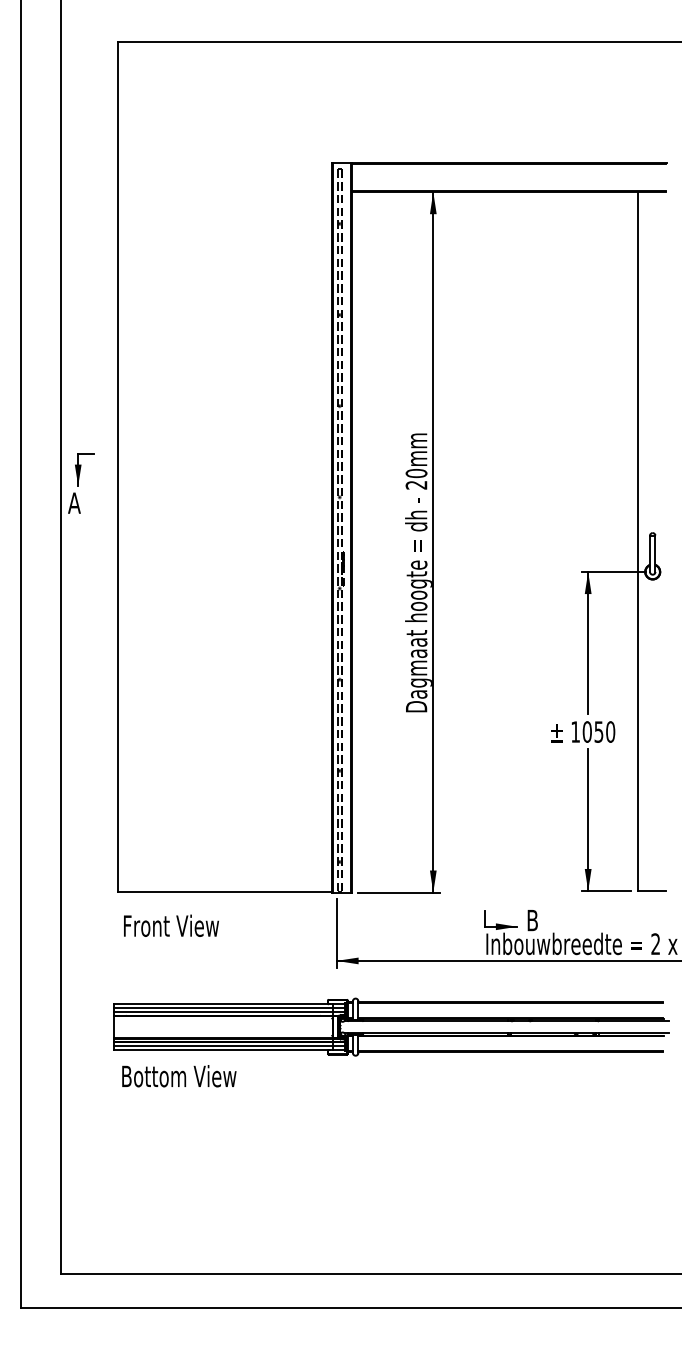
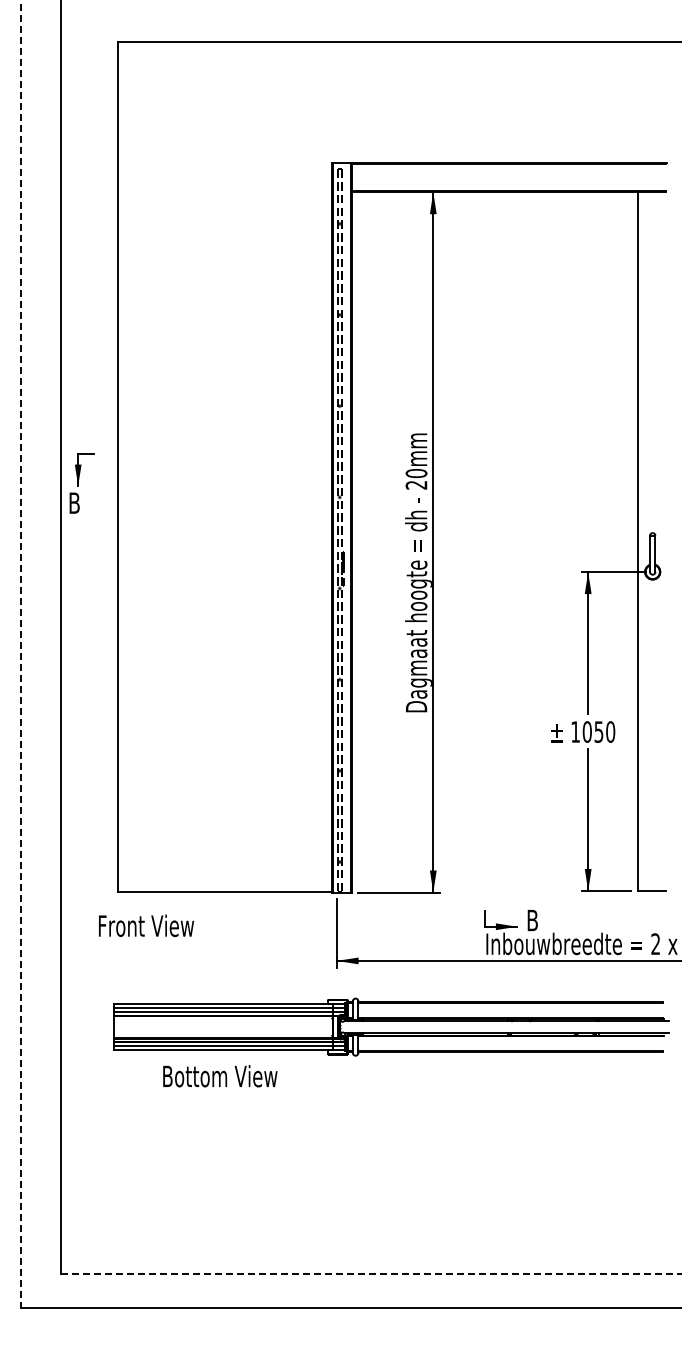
text: A -> B (74, 502)
line: solid -> dashed (20, 654)
text position: (171, 925) -> (146, 925) (146, 925)
text position: (179, 1076) -> (220, 1076) (220, 1076)
line: solid -> dashed (371, 1274)
